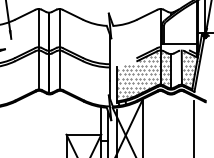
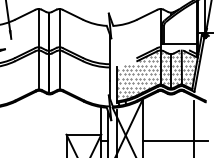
hatch: none -> present (176, 67)
line: none -> present (175, 141)
